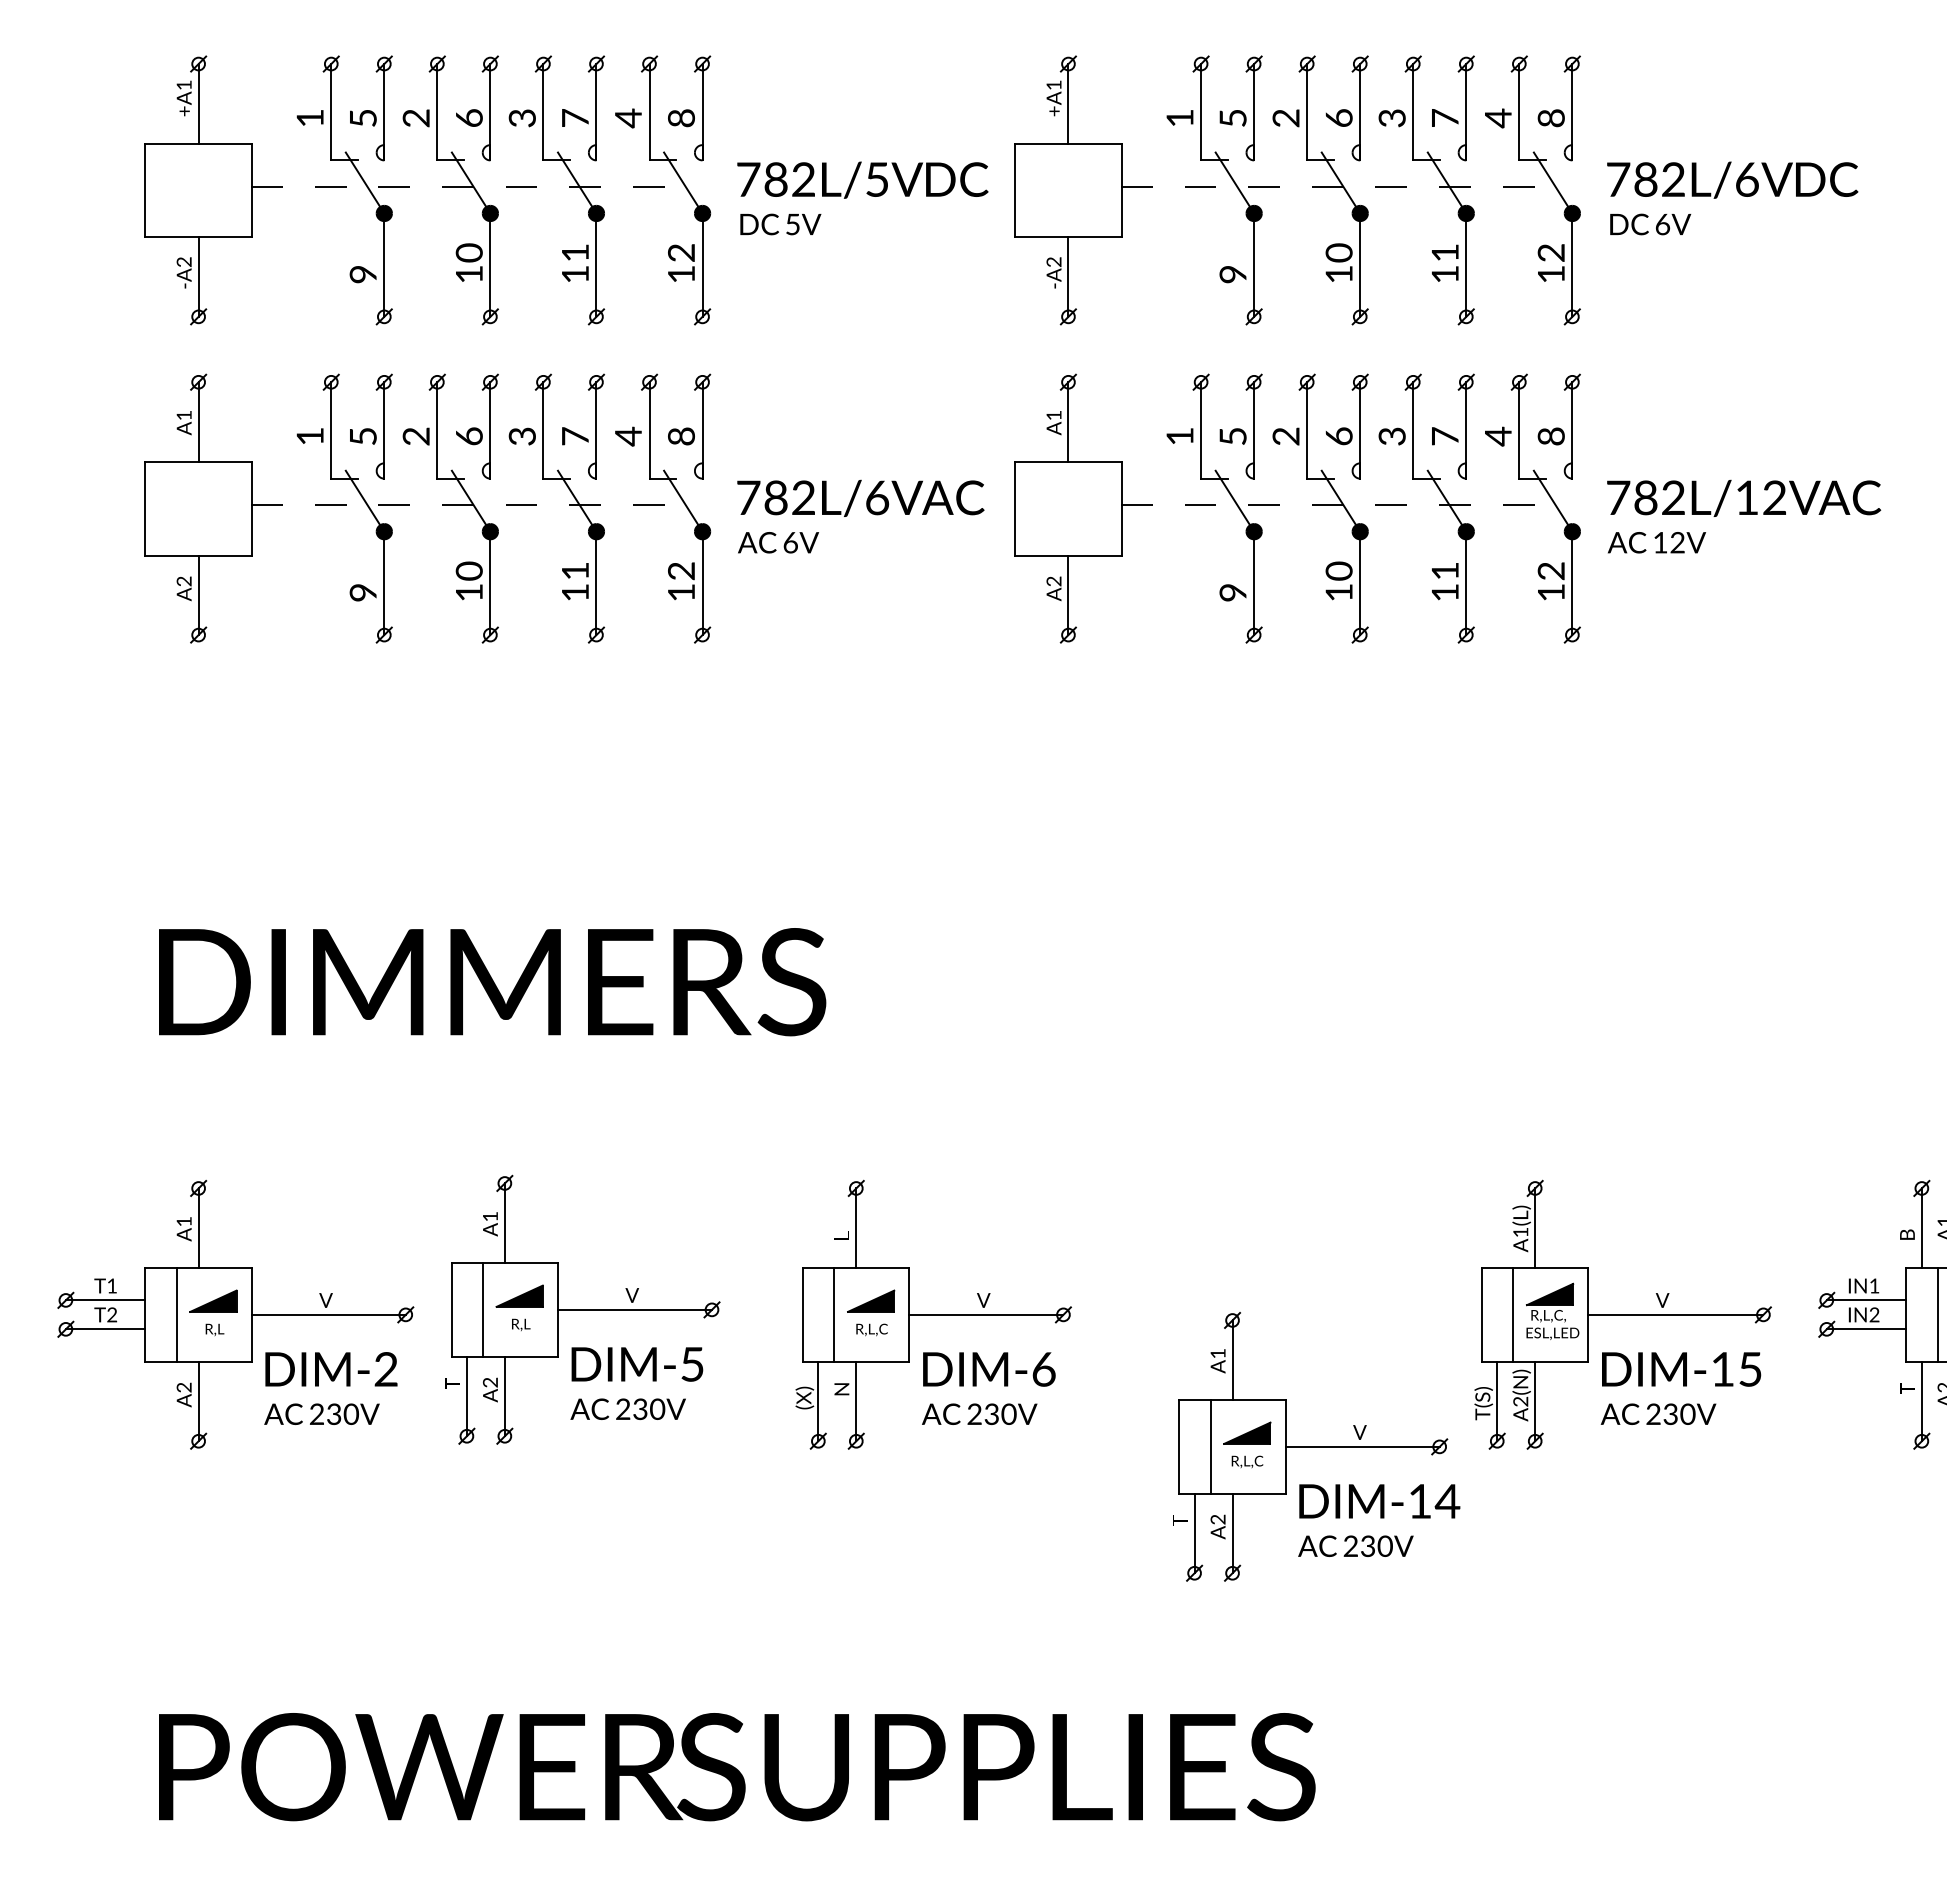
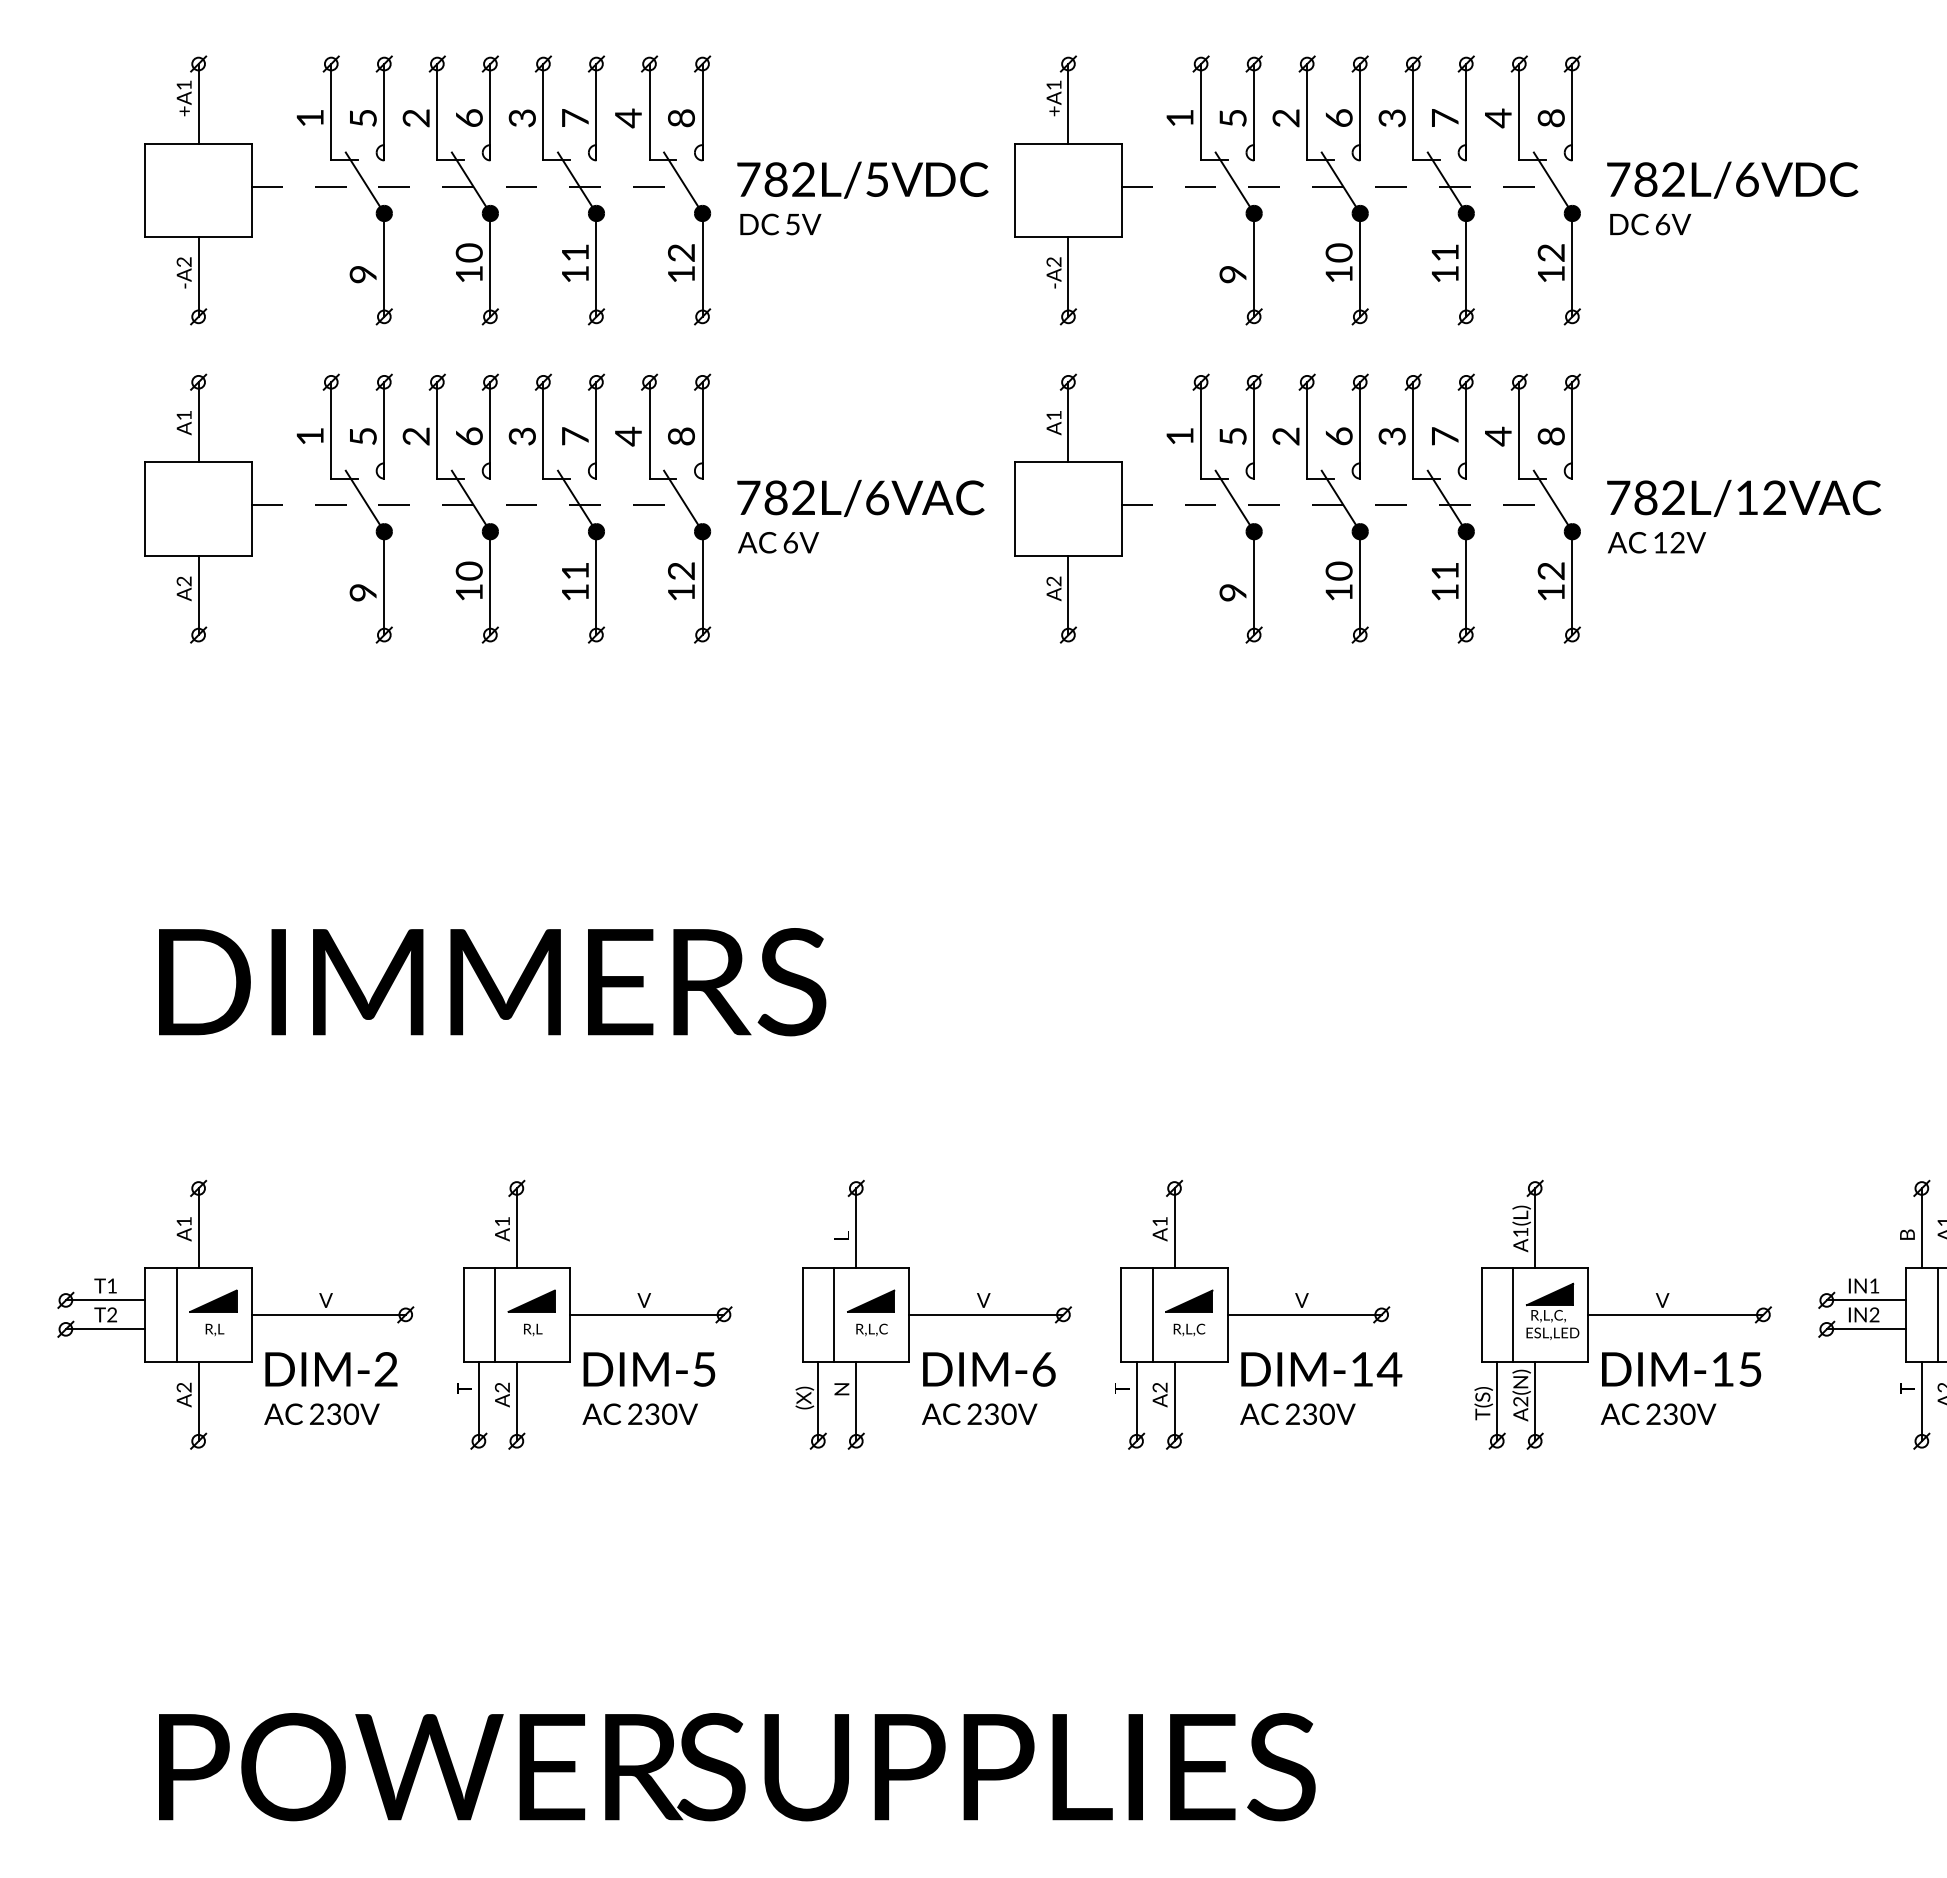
part position: (582, 1309) -> (594, 1314) (594, 1314)
part position: (1316, 1446) -> (1258, 1314) (1258, 1314)
